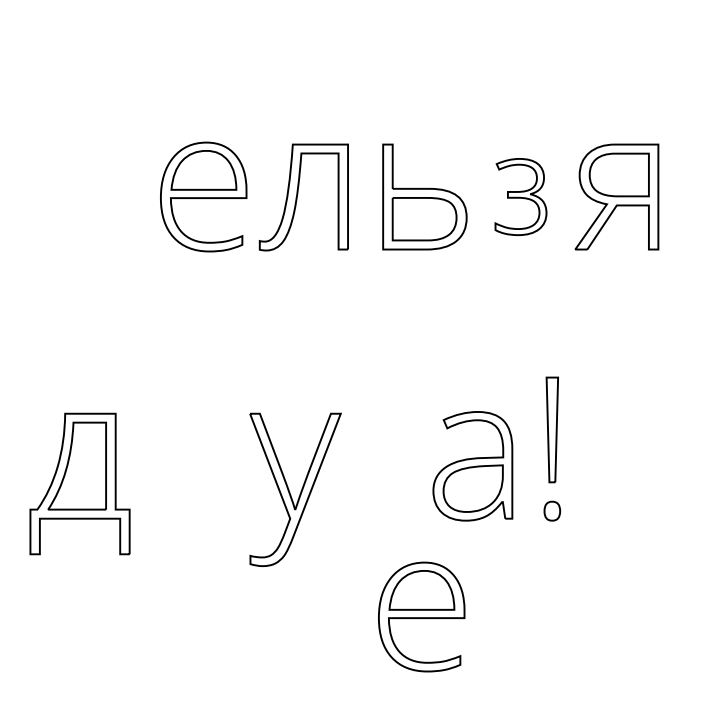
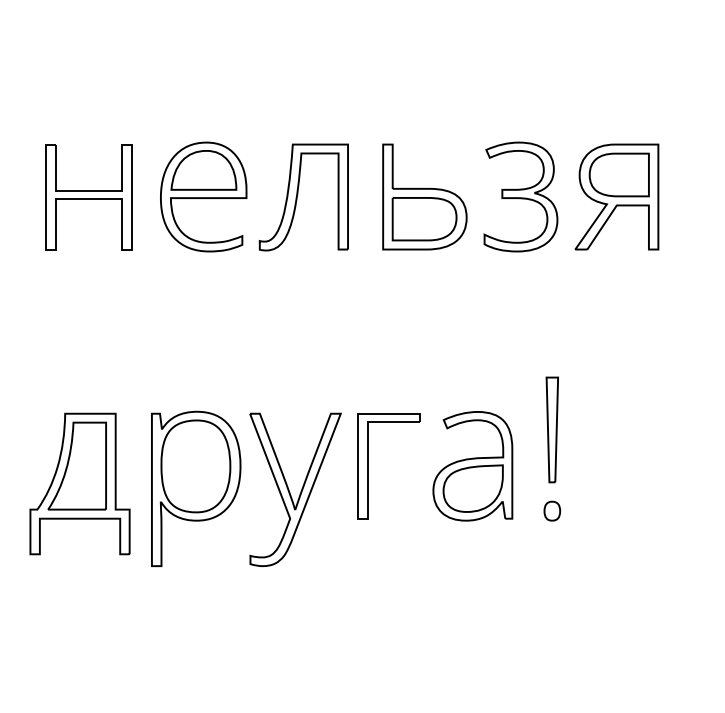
part size: 54x78 px -> 76x112 px (520, 196)
part: none -> present (88, 197)
part: none -> present (368, 466)
part: none -> present (196, 488)
part: present -> none (421, 616)
